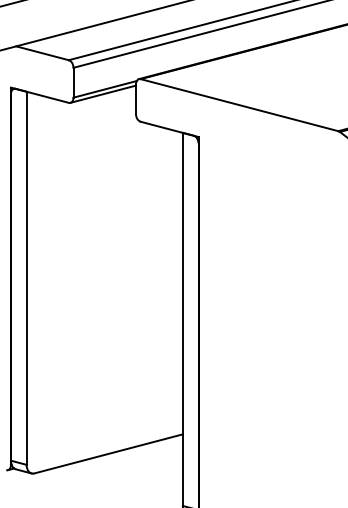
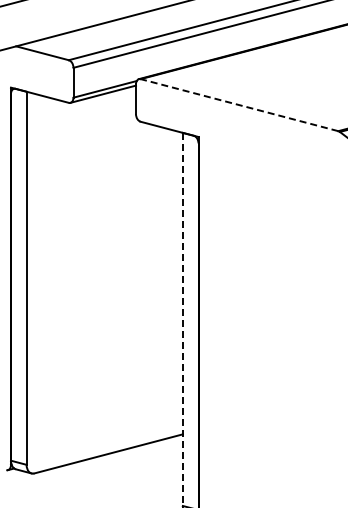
line: solid -> dashed (239, 105)
line: solid -> dashed (182, 319)
